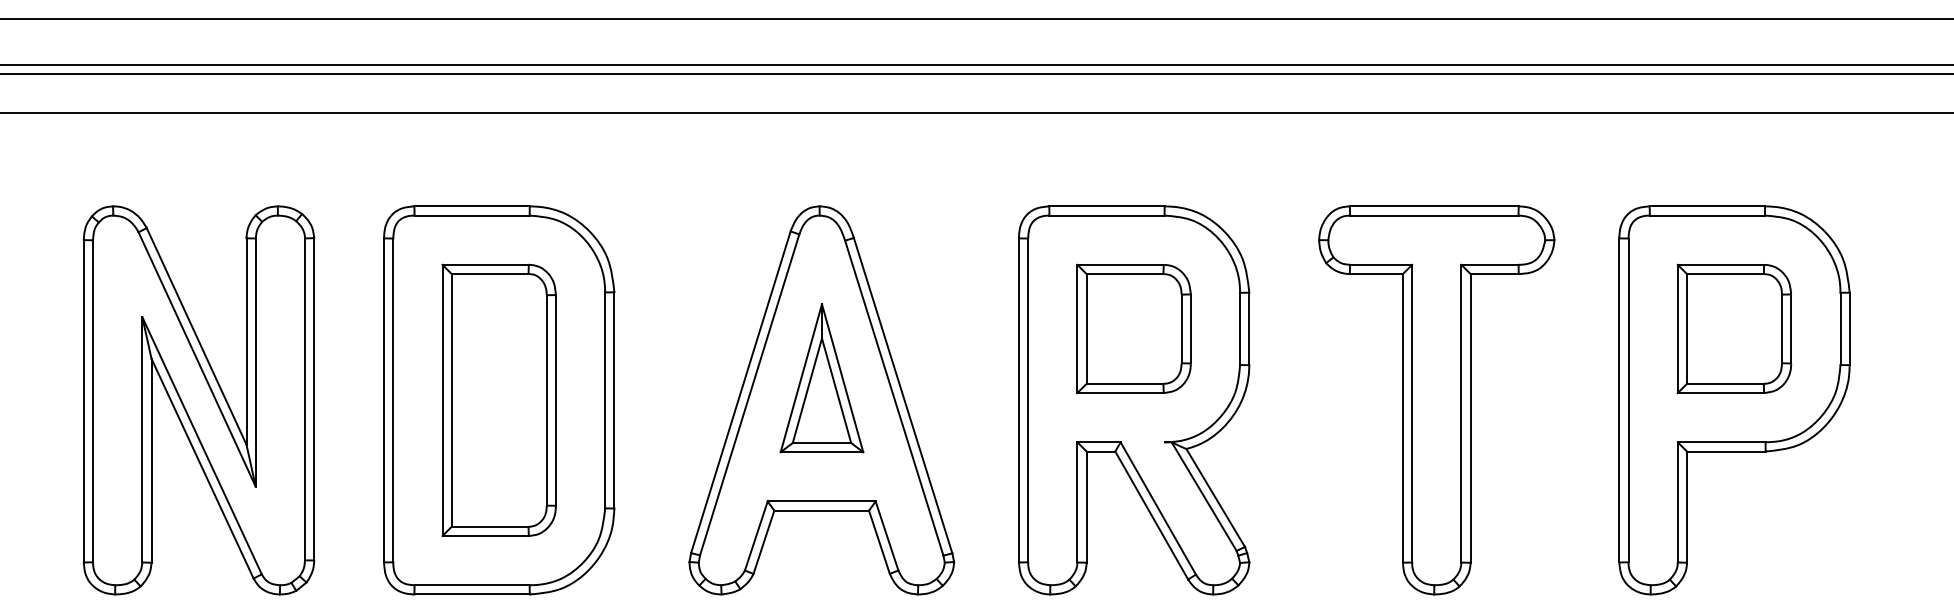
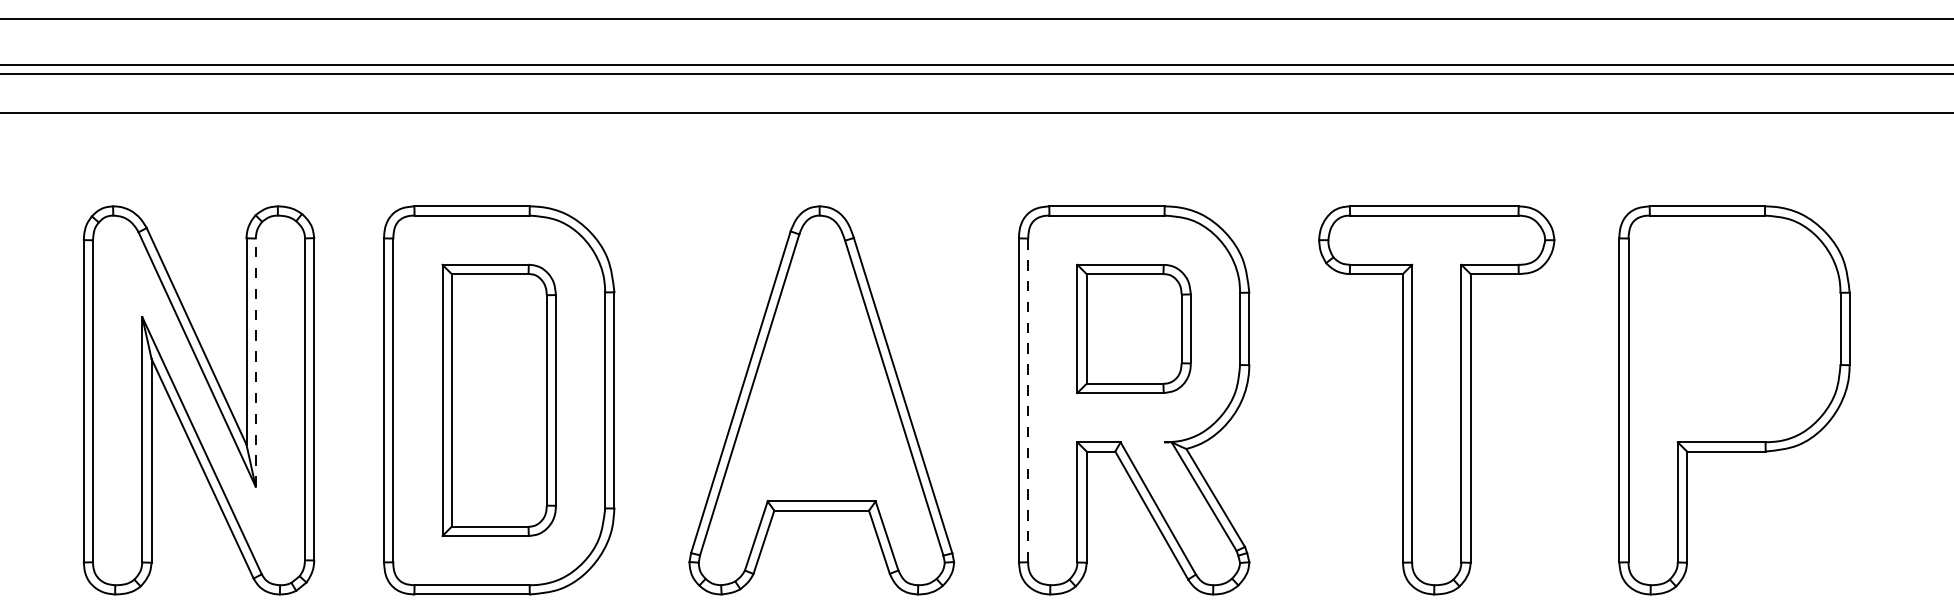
part: present -> none (1734, 328)
line: solid -> dashed (255, 362)
part: present -> none (821, 378)
line: solid -> dashed (1028, 400)
